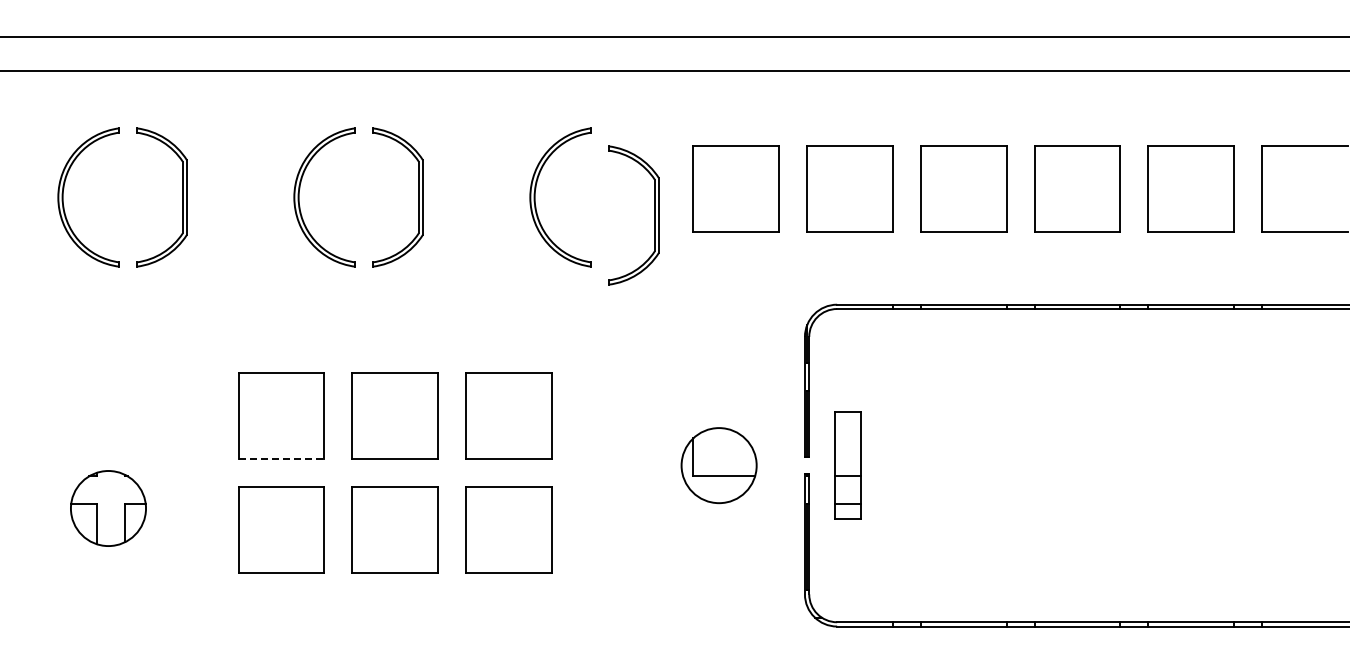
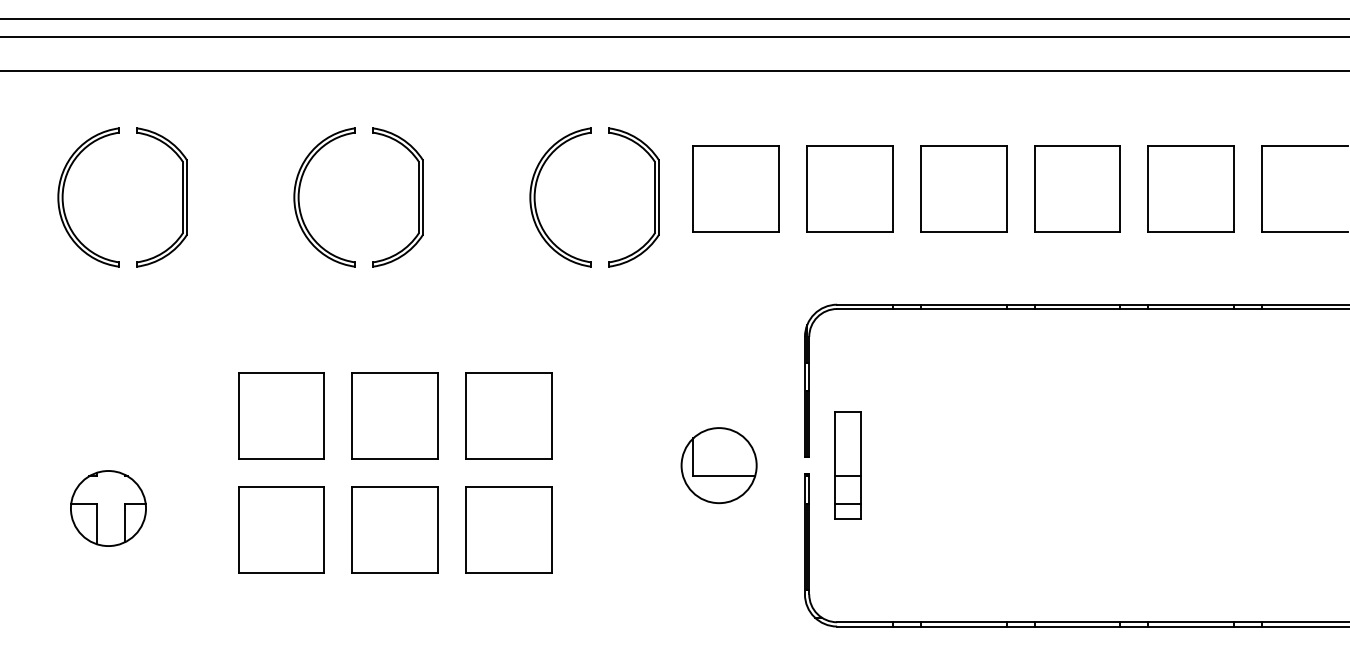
line: none -> present (674, 19)
part position: (654, 215) -> (654, 197) (654, 197)
line: dashed -> solid (281, 459)
